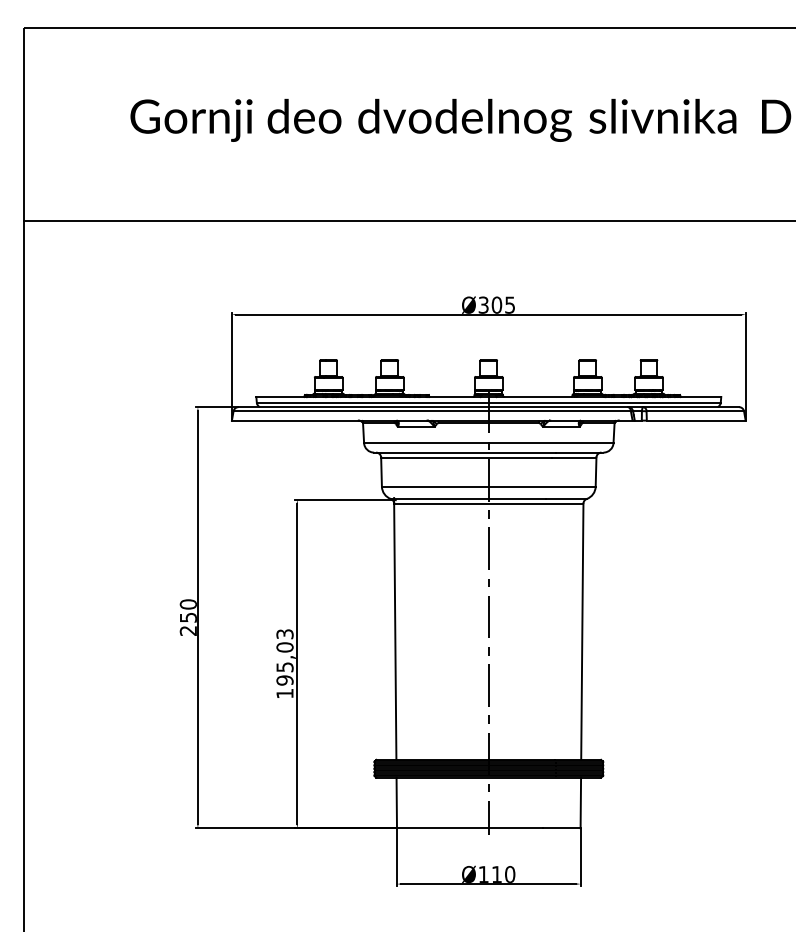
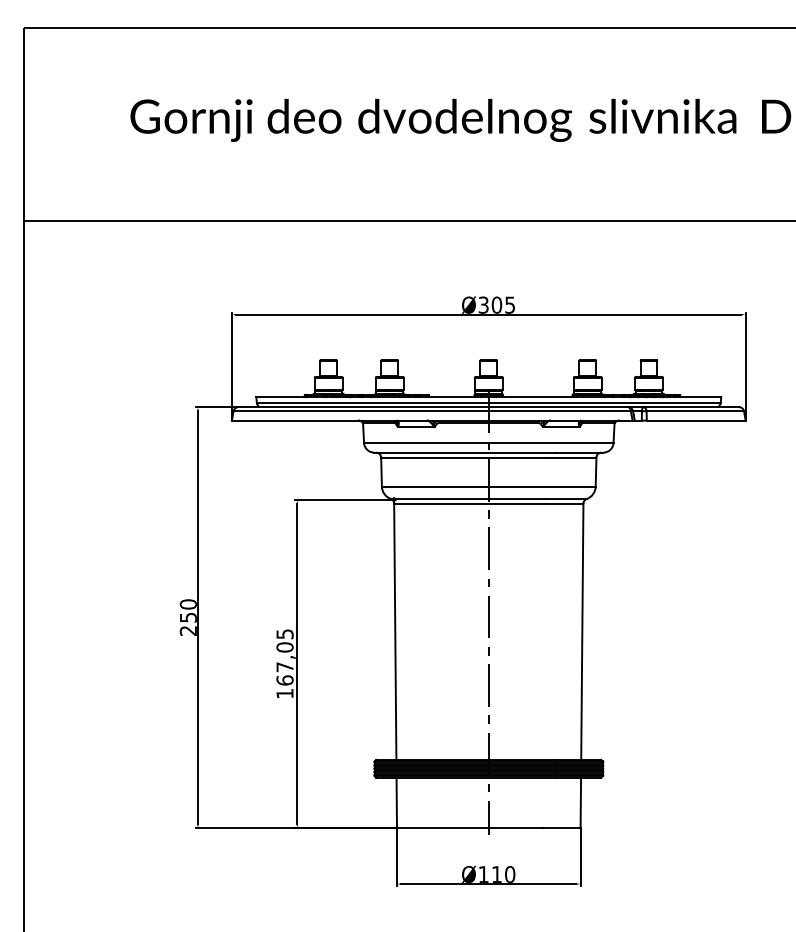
text: 195,03 -> 167,05 (284, 657)
